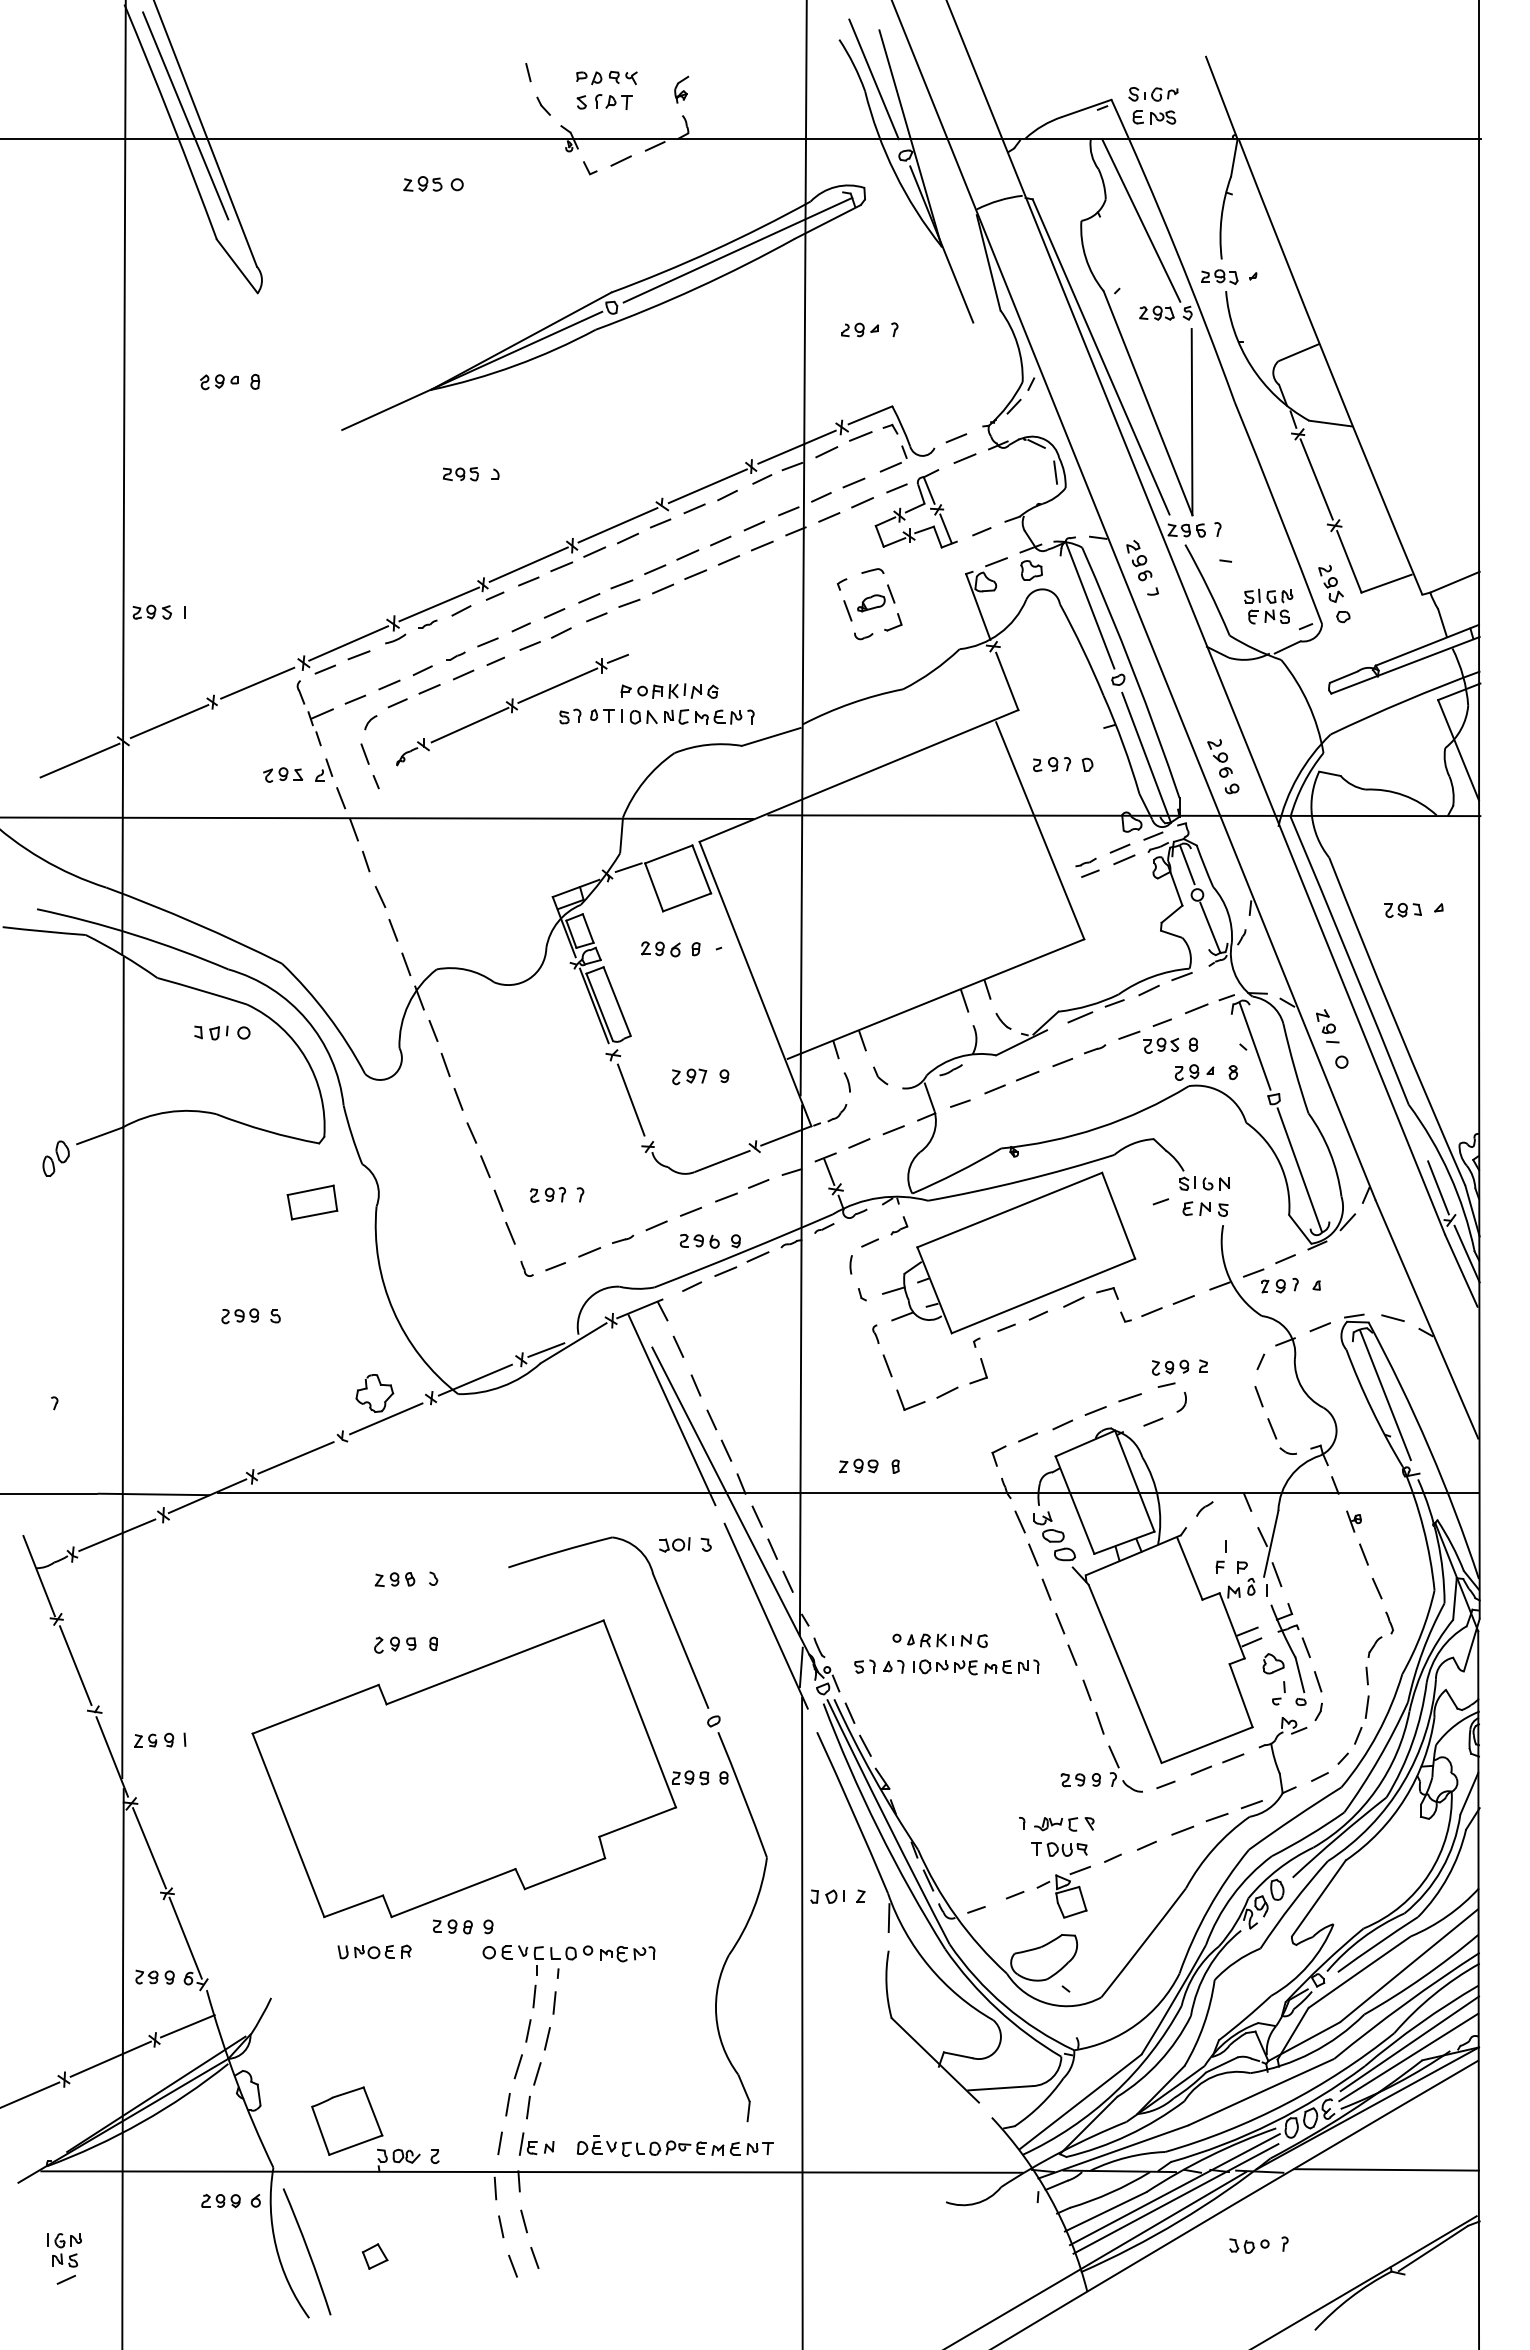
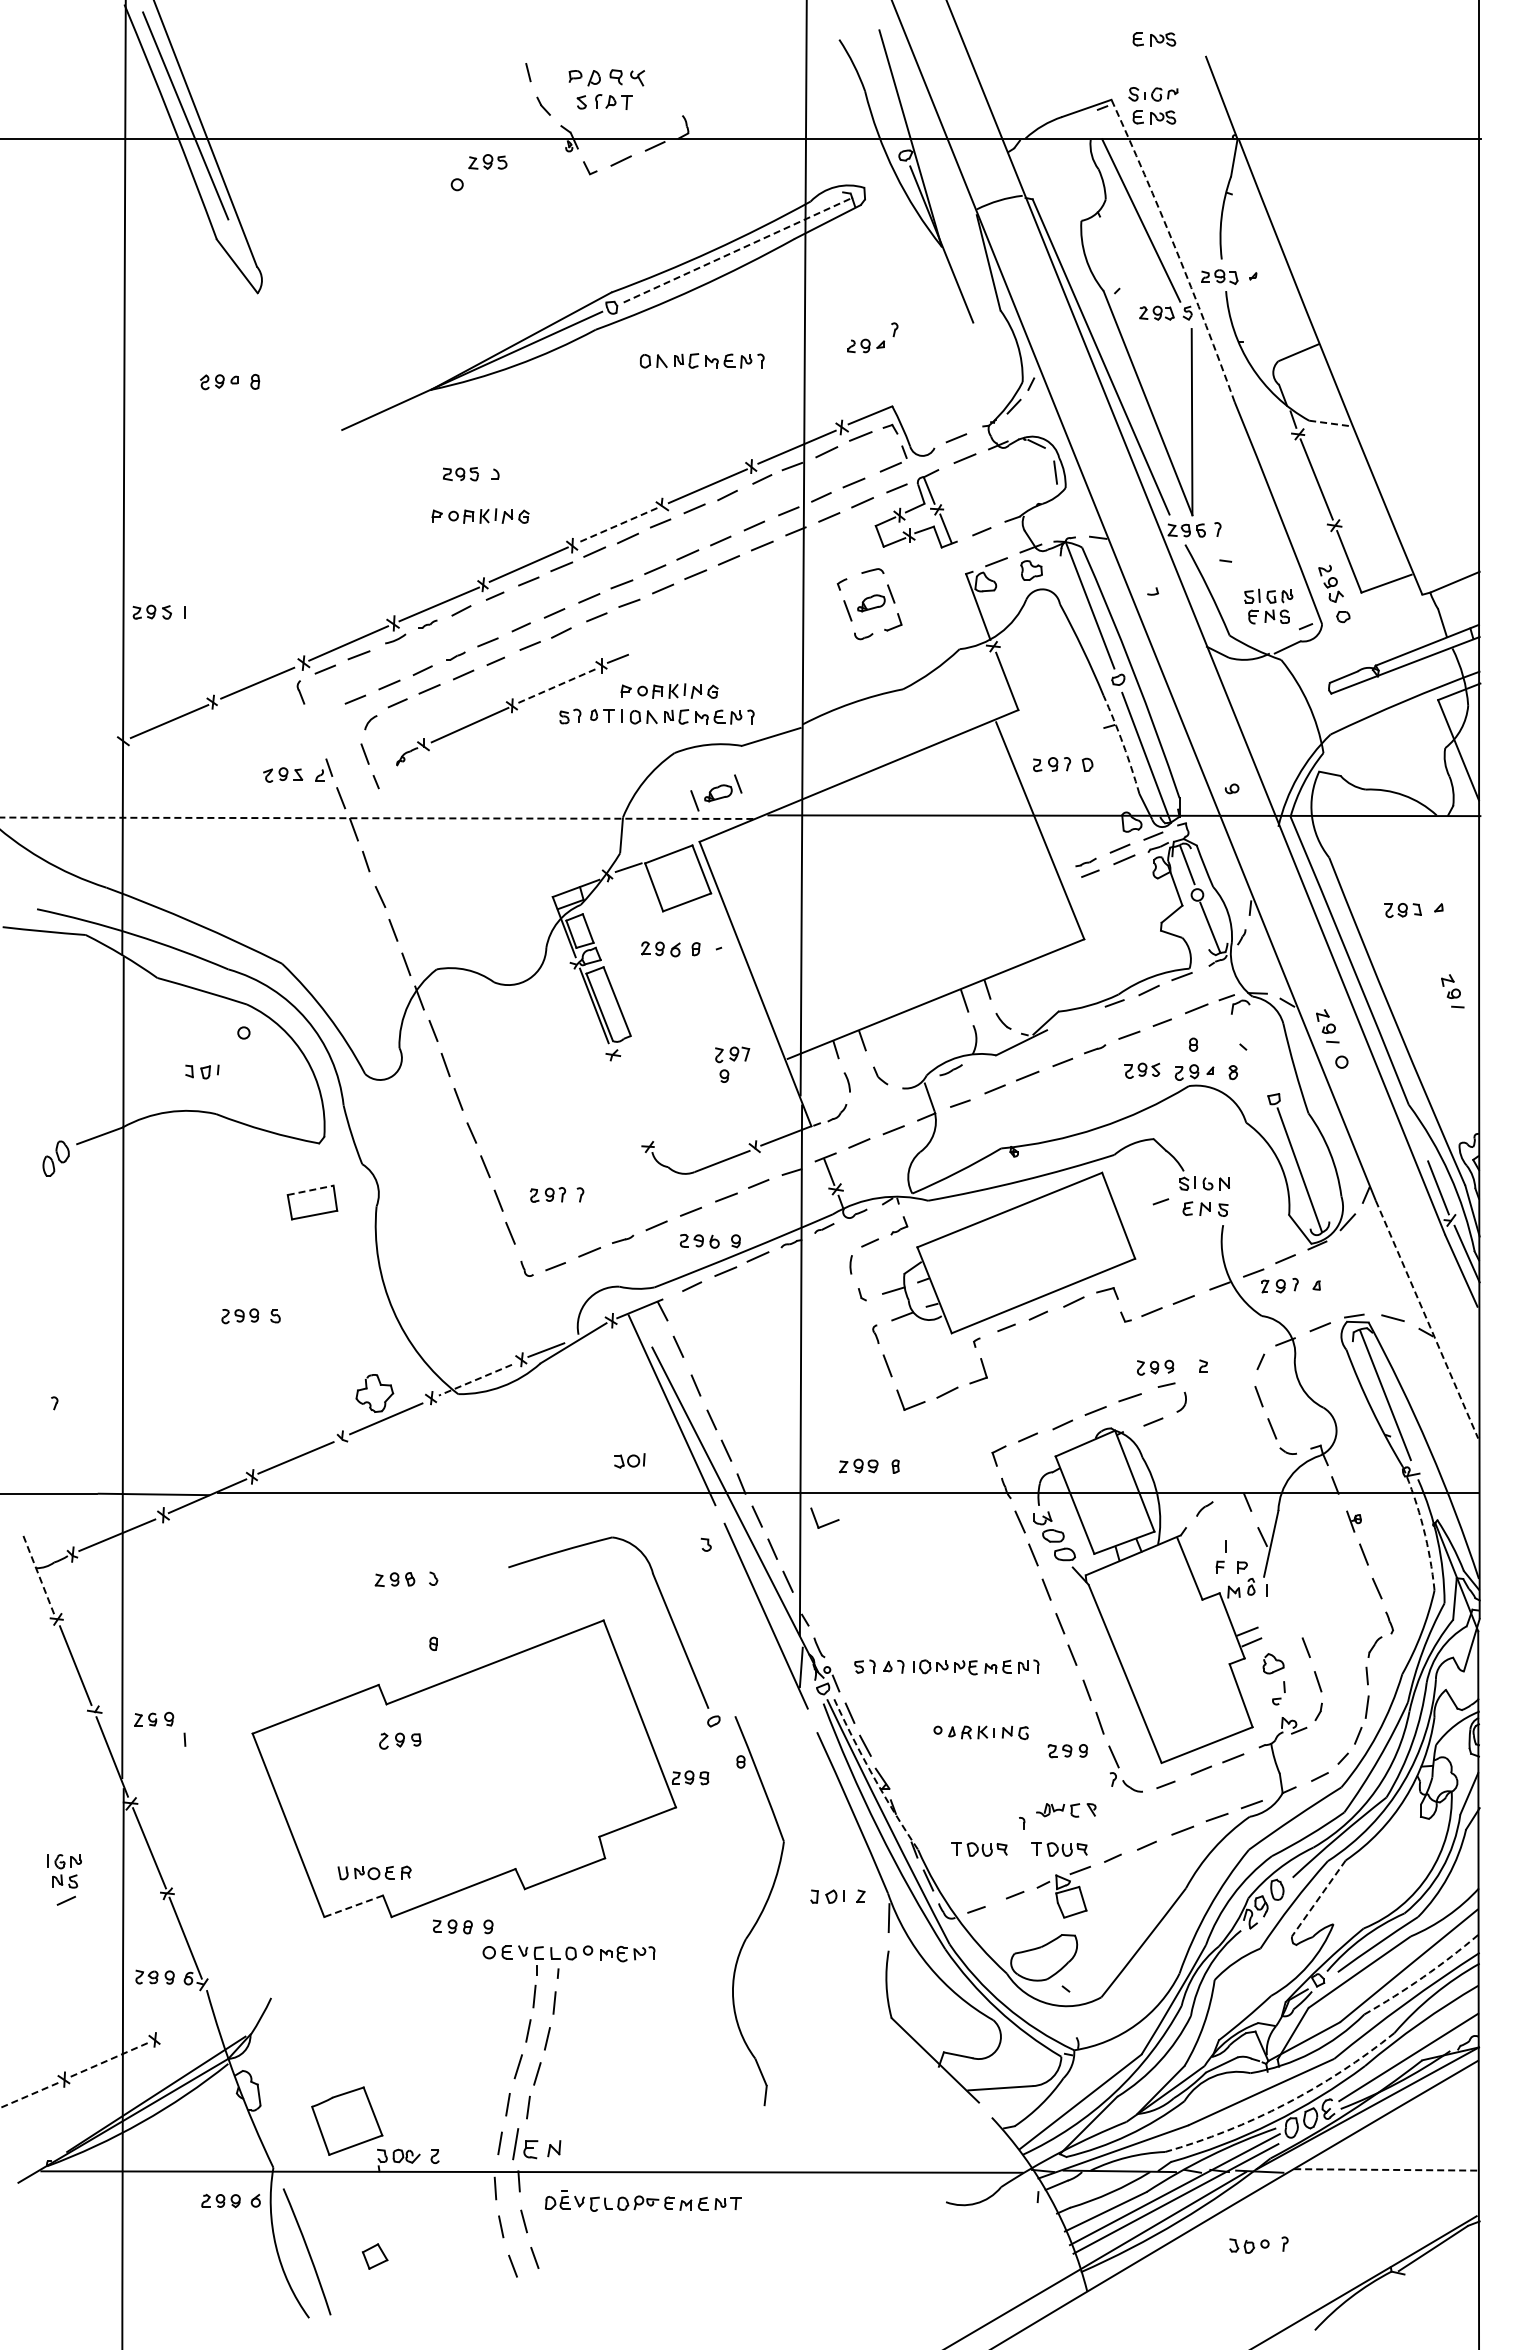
part: none -> present (1154, 39)
part size: 62x15 px -> 78x18 px (606, 77)
line: present -> none (873, 79)
part: present -> none (681, 89)
part position: (422, 183) -> (487, 161) (487, 161)
arc: solid -> dashed (1176, 249)
line: solid -> dashed (737, 250)
part position: (860, 329) -> (866, 345) (866, 345)
part: none -> present (702, 360)
line: solid -> dashed (1330, 423)
part: none -> present (480, 515)
line: solid -> dashed (617, 525)
part: present -> none (1139, 560)
line: solid -> dashed (557, 685)
part: present -> none (320, 727)
arc: solid -> dashed (1123, 744)
part: present -> none (1219, 758)
line: present -> none (79, 760)
part: none -> present (716, 792)
line: solid -> dashed (376, 818)
part: none -> present (1452, 991)
line: present -> none (1080, 1017)
part position: (211, 1032) -> (202, 1071) (202, 1071)
part position: (1161, 1045) -> (1142, 1070) (1142, 1070)
line: present -> none (1254, 1046)
part position: (689, 1076) -> (732, 1054) (732, 1054)
line: present -> none (630, 1099)
line: solid -> dashed (311, 1190)
line: solid -> dashed (1427, 1320)
part position: (1170, 1367) -> (1155, 1367) (1155, 1367)
line: solid -> dashed (475, 1380)
part: none -> present (826, 1523)
arc: solid -> dashed (1423, 1527)
part position: (674, 1544) -> (629, 1460) (629, 1460)
line: present -> none (1276, 1574)
line: solid -> dashed (39, 1576)
part position: (939, 1640) -> (980, 1732) (980, 1732)
part position: (395, 1644) -> (400, 1740) (400, 1740)
part: present -> none (1288, 1654)
part position: (154, 1739) -> (154, 1718) (154, 1718)
arc: solid -> dashed (873, 1776)
part position: (1080, 1780) -> (1067, 1751) (1067, 1751)
part position: (1064, 1824) -> (1066, 1810) (1066, 1810)
part: none -> present (979, 1849)
line: solid -> dashed (1318, 1898)
line: solid -> dashed (353, 1906)
part position: (741, 1927) -> (758, 1911) (758, 1911)
part position: (374, 1951) -> (374, 1872) (374, 1872)
arc: solid -> dashed (1423, 1977)
line: present -> none (802, 2021)
line: present -> none (187, 2026)
line: present -> none (1409, 2043)
line: solid -> dashed (110, 2059)
line: solid -> dashed (30, 2095)
arc: solid -> dashed (1285, 2104)
part size: 37x24 px -> 50x33 px (536, 2144)
part position: (675, 2145) -> (643, 2200) (643, 2200)
line: solid -> dashed (1387, 2169)
part position: (64, 2258) -> (64, 1879) (64, 1879)
